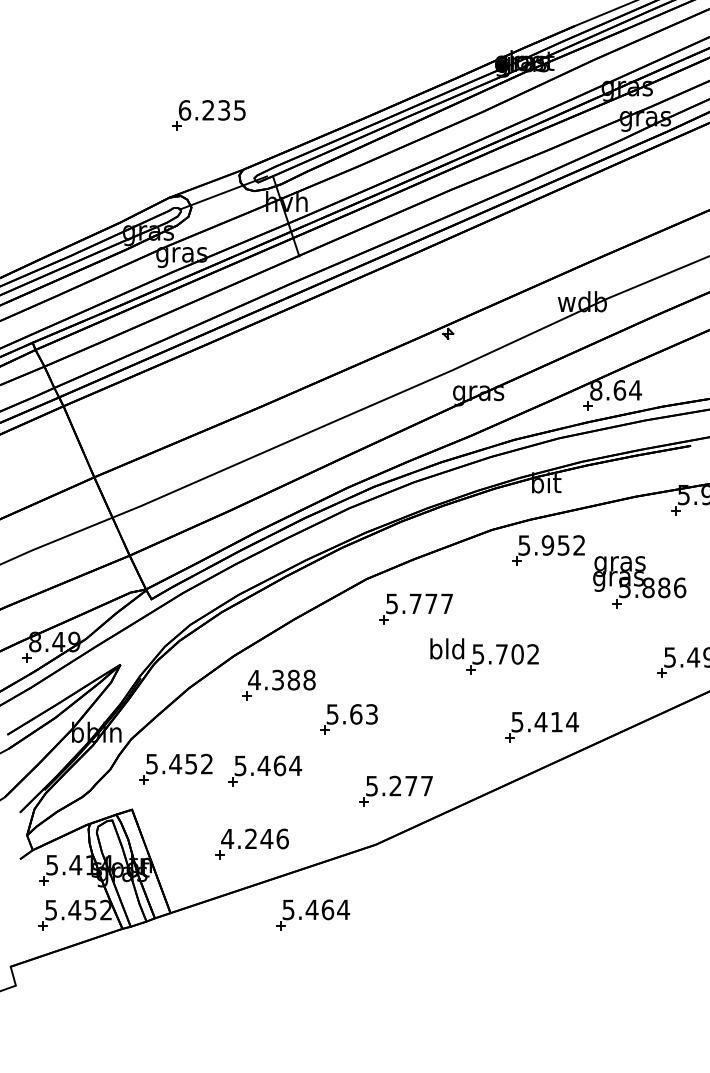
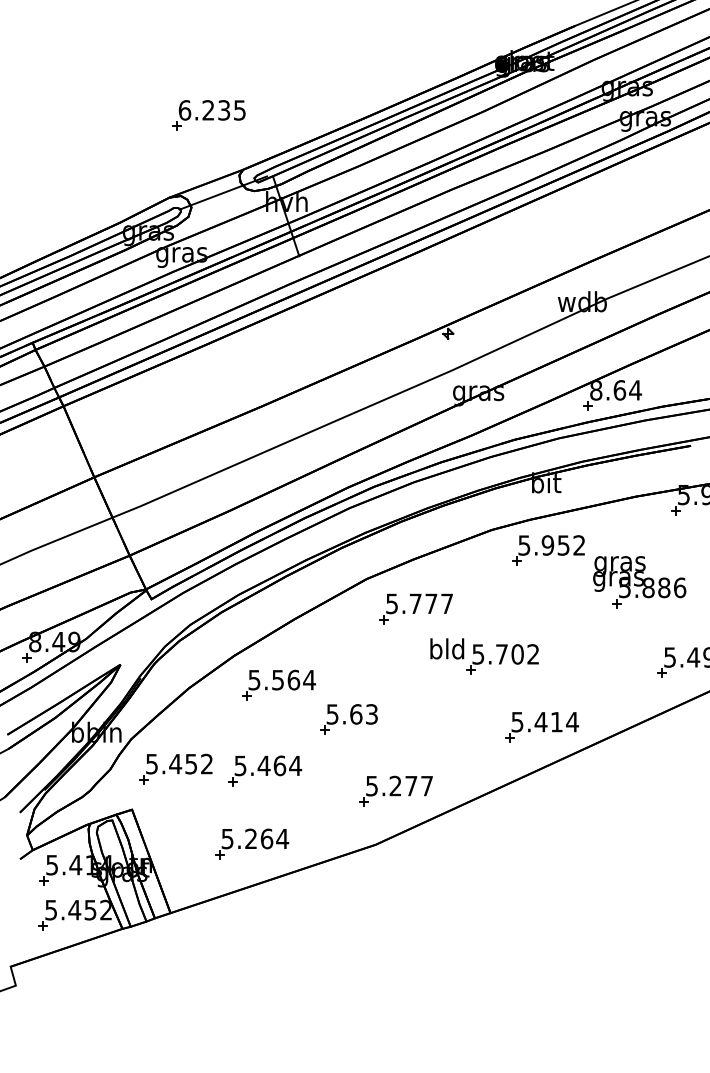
text: 4.388 -> 5.564 (281, 679)
text: 4.246 -> 5.264 (255, 838)
part: present -> none (313, 914)
